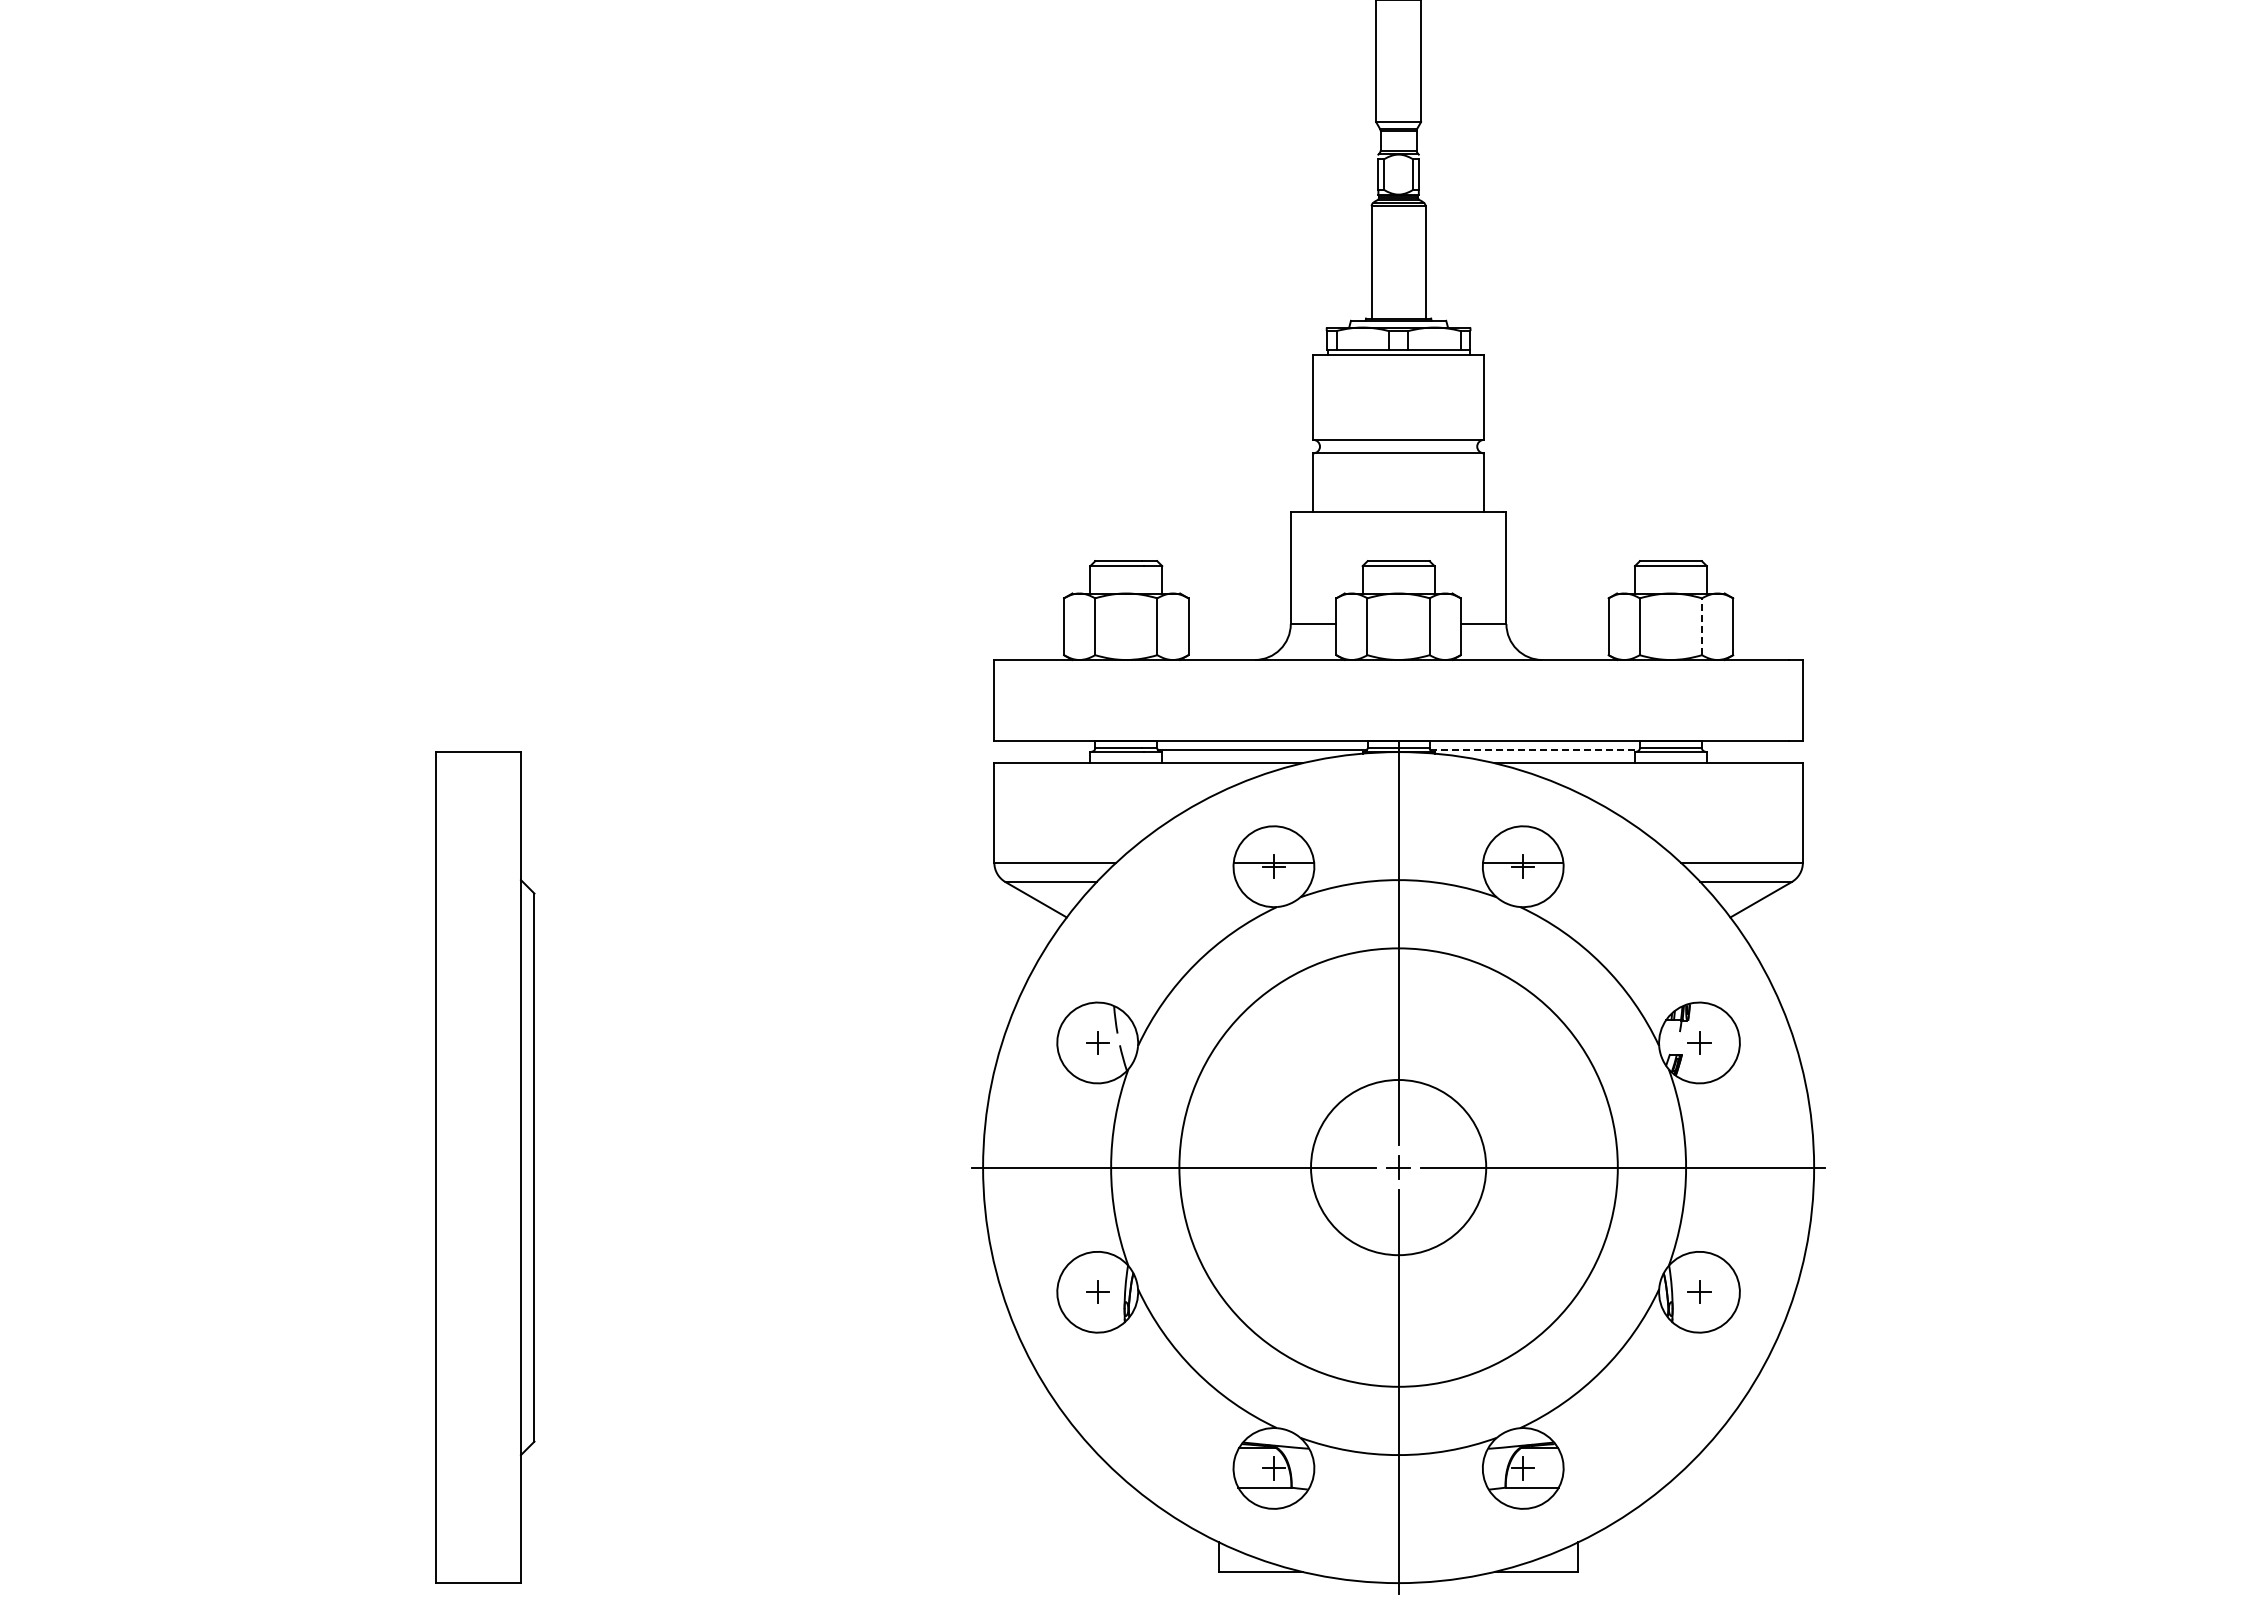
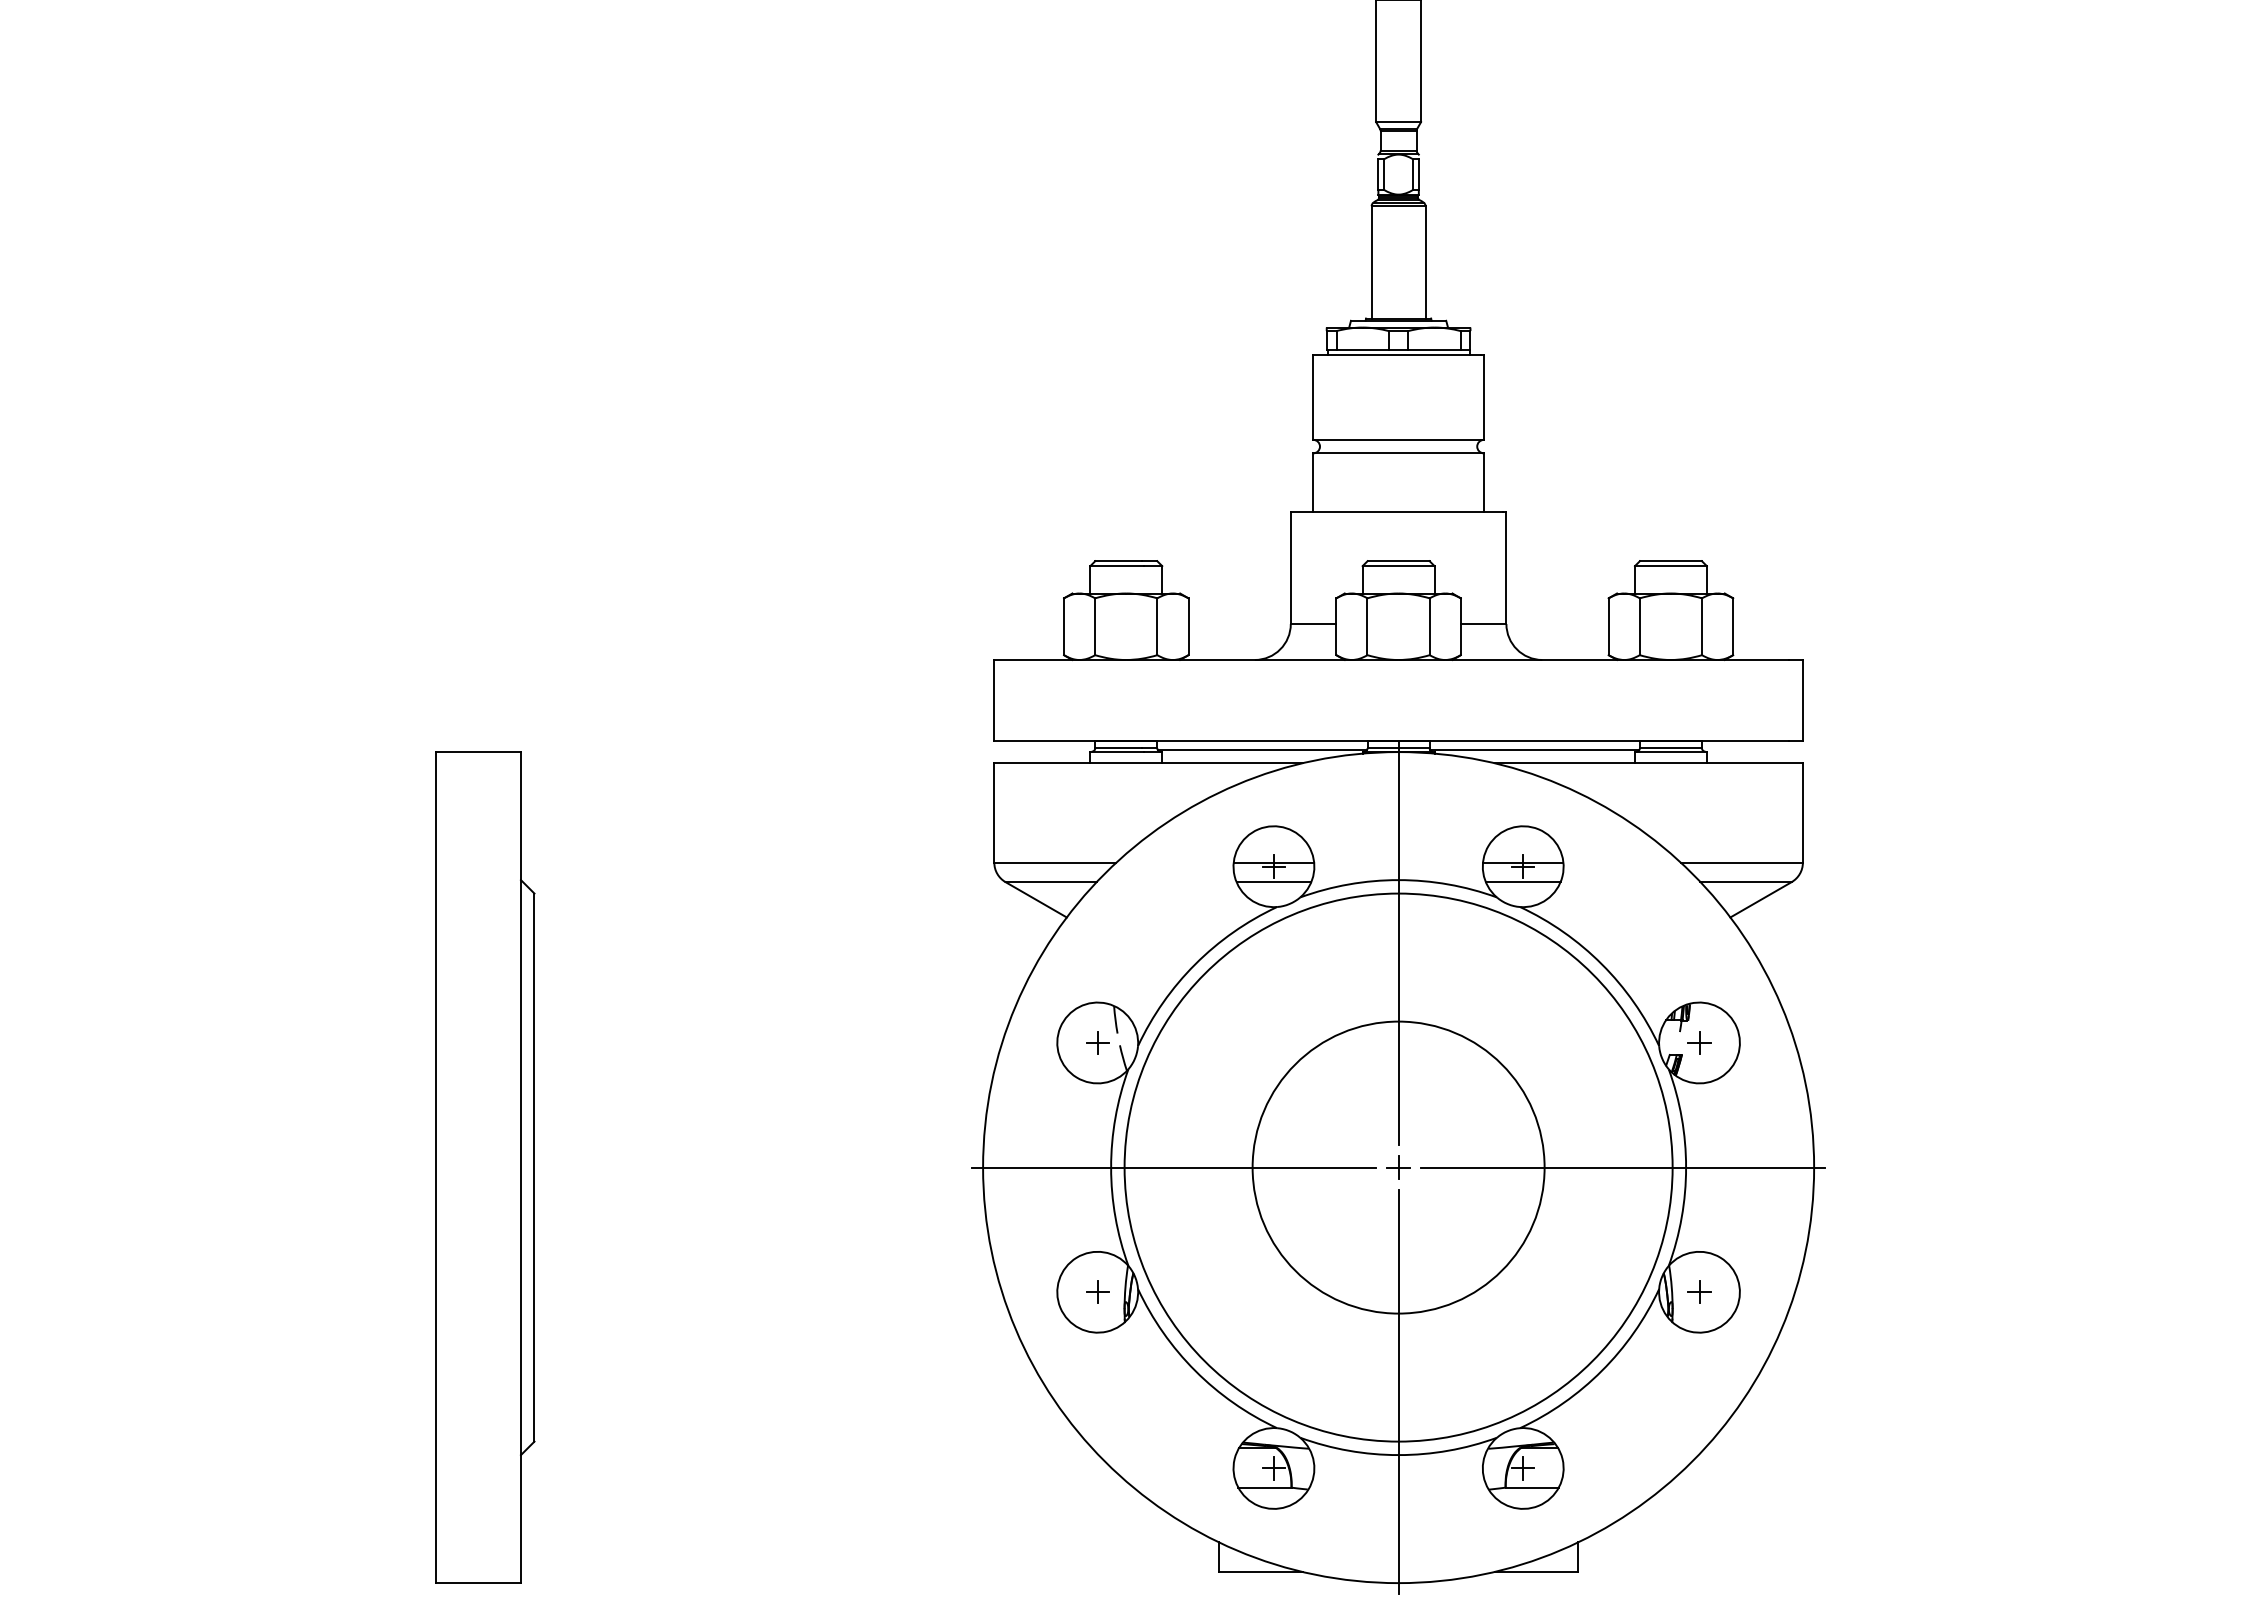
line: dashed -> solid (1702, 626)
line: dashed -> solid (1534, 749)
line: none -> present (1273, 882)
line: none -> present (1522, 882)
circle diameter: 175 px -> 292 px (1398, 1167)
circle diameter: 438 px -> 548 px (1398, 1167)
